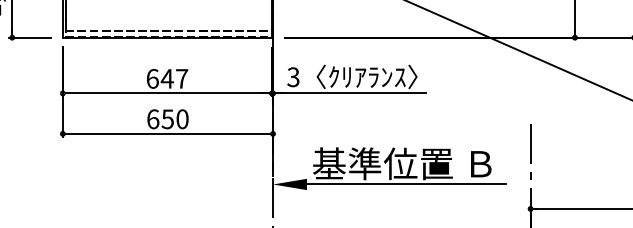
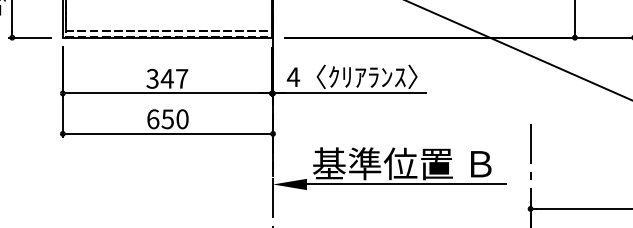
text: 3 -> 4 (293, 77)
text: 647 -> 347 (152, 78)
